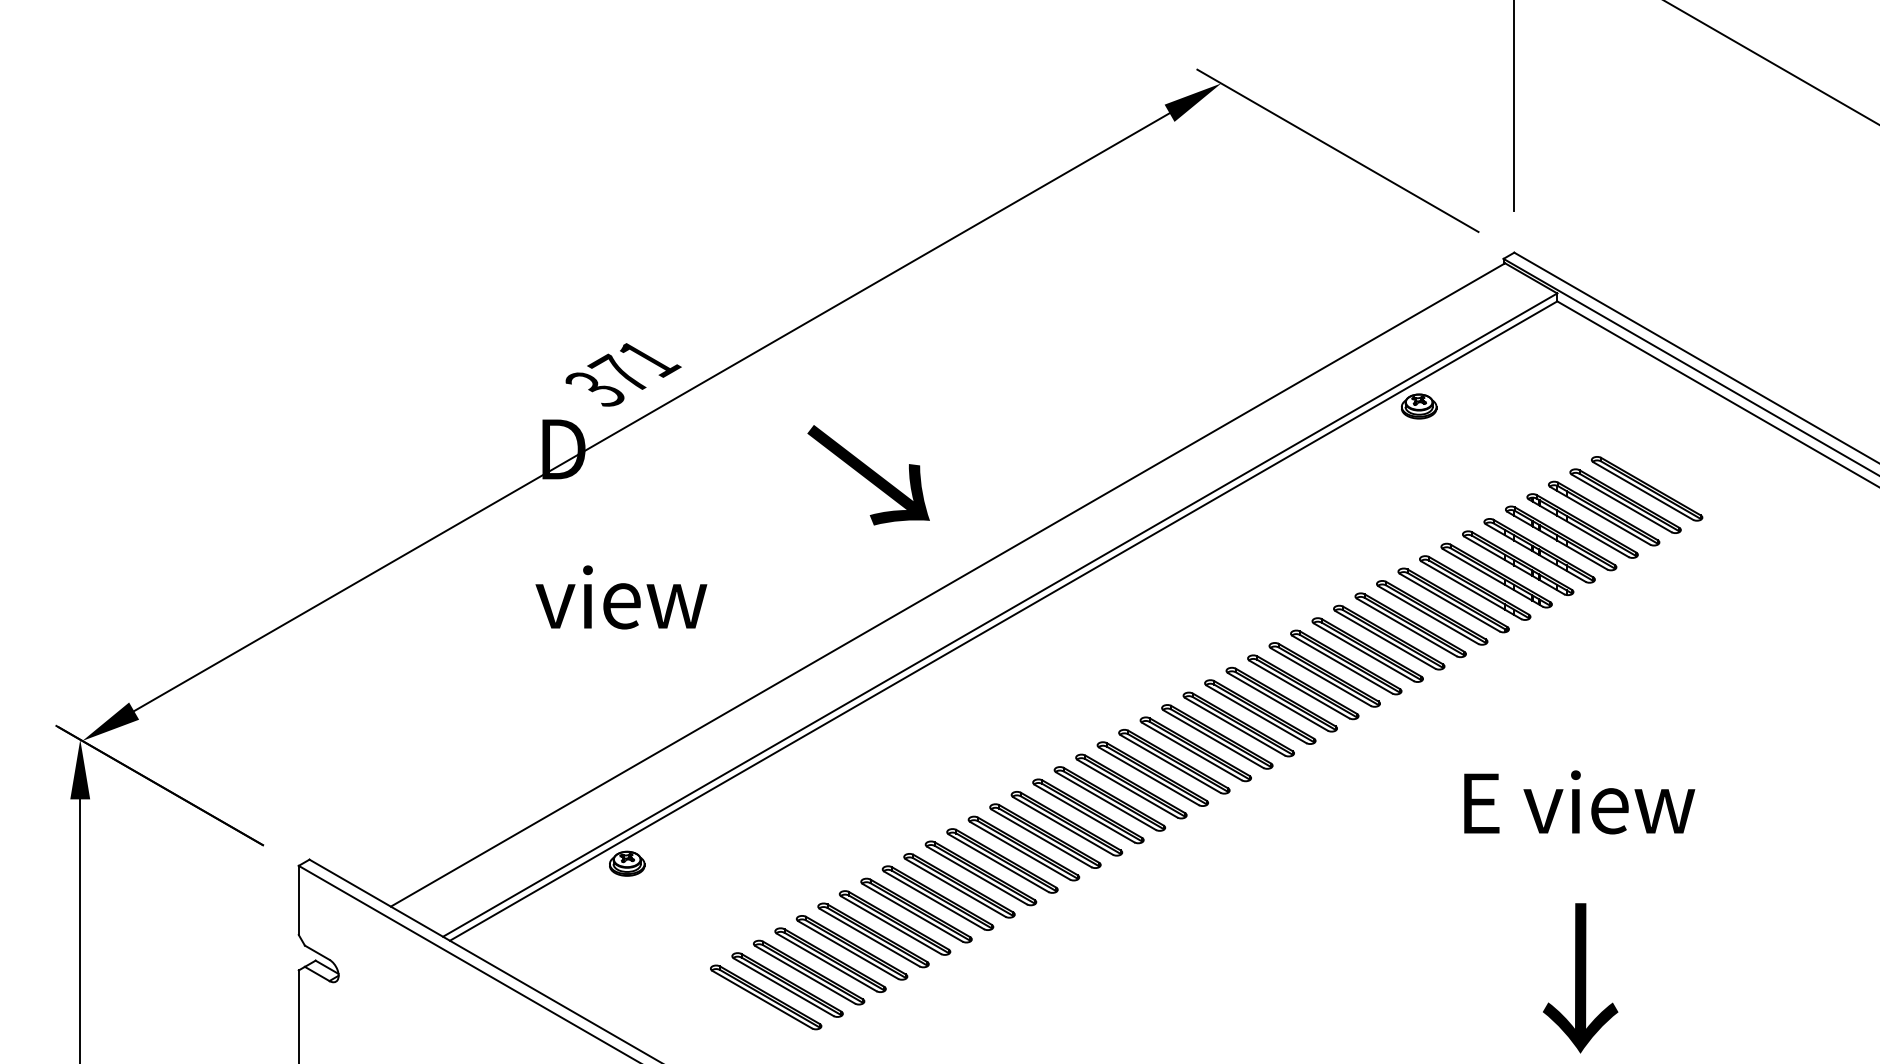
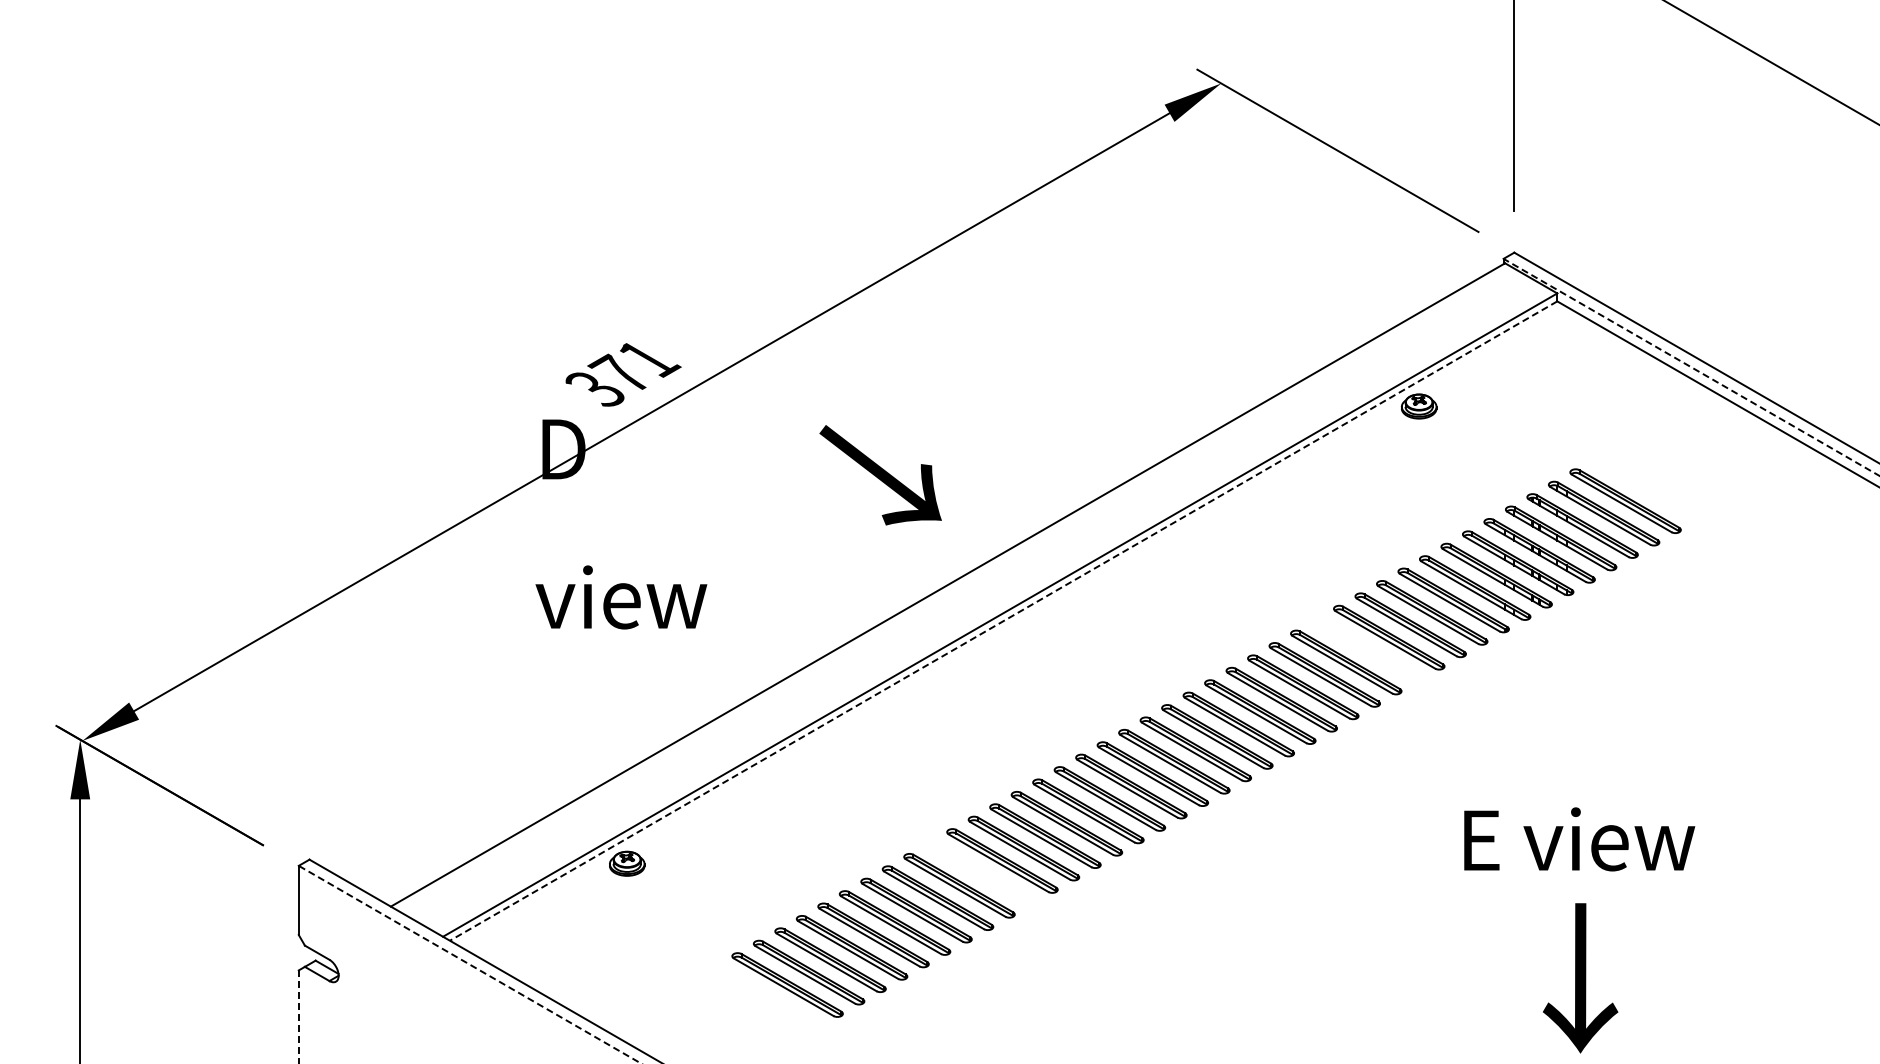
line: solid -> dashed (1691, 367)
text position: (868, 475) -> (880, 475) (880, 475)
part: present -> none (1647, 488)
line: solid -> dashed (1003, 621)
part: present -> none (1367, 649)
text position: (1579, 802) -> (1579, 839) (1579, 839)
part: present -> none (980, 873)
line: solid -> dashed (470, 964)
part: present -> none (766, 997)
line: solid -> dashed (298, 1017)
